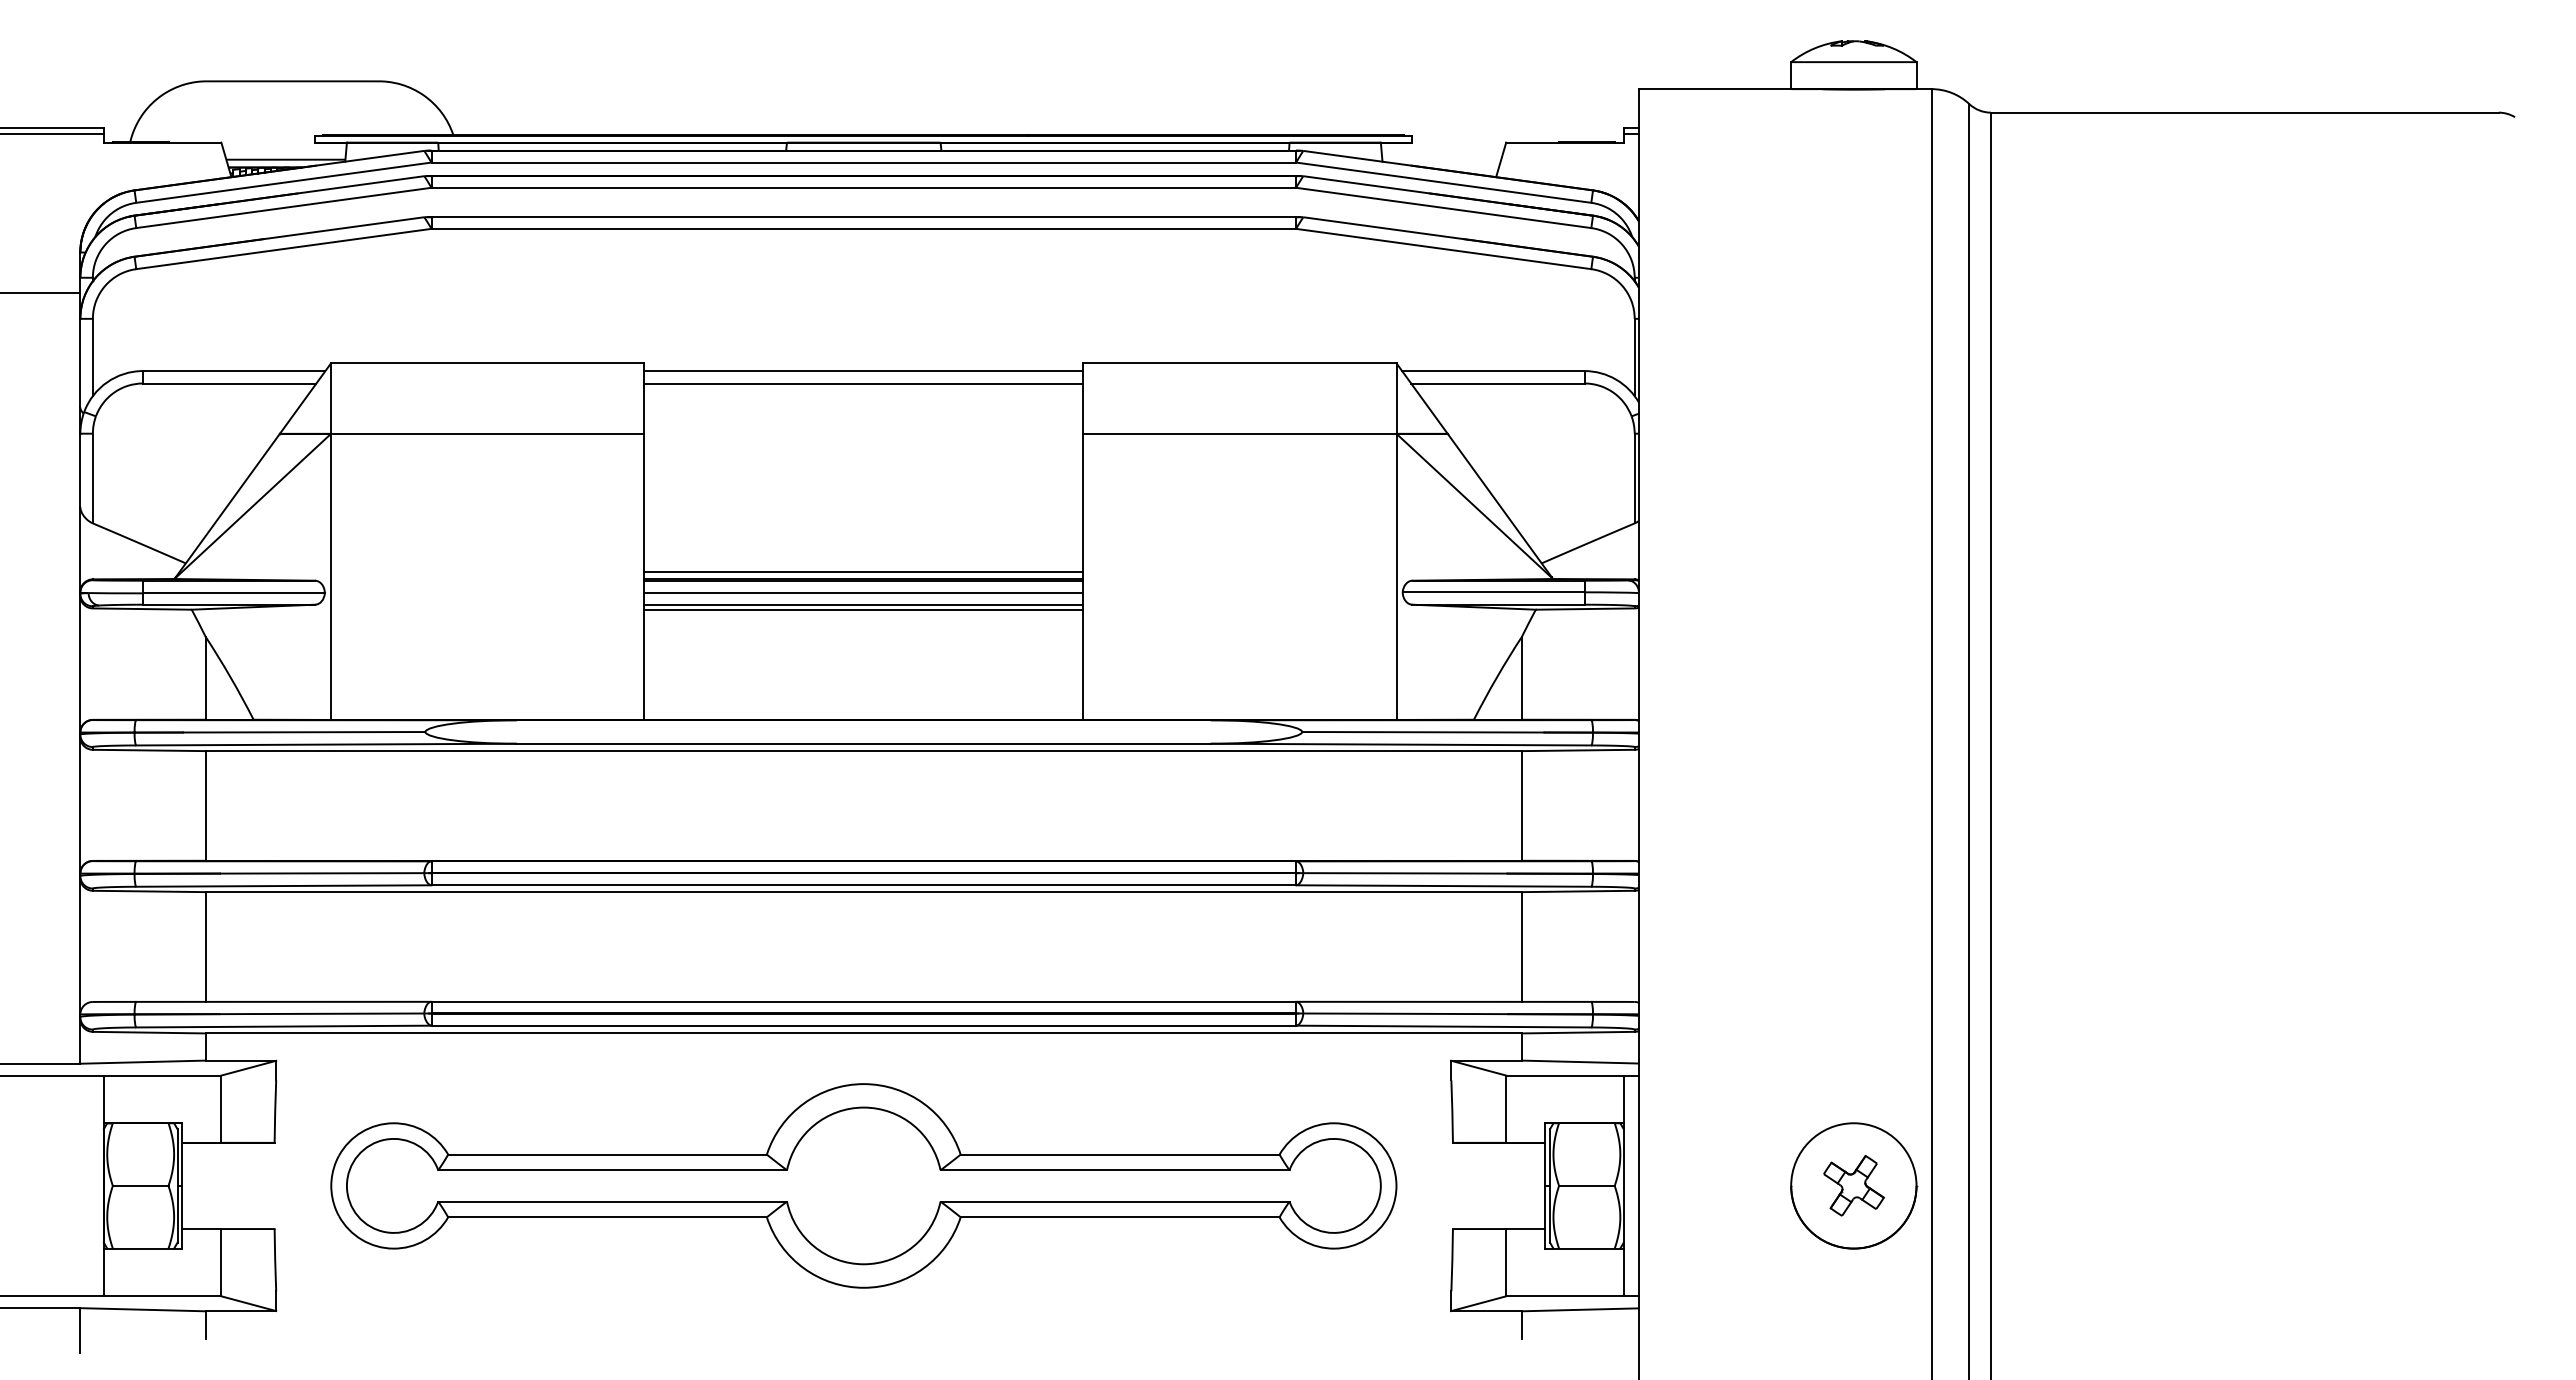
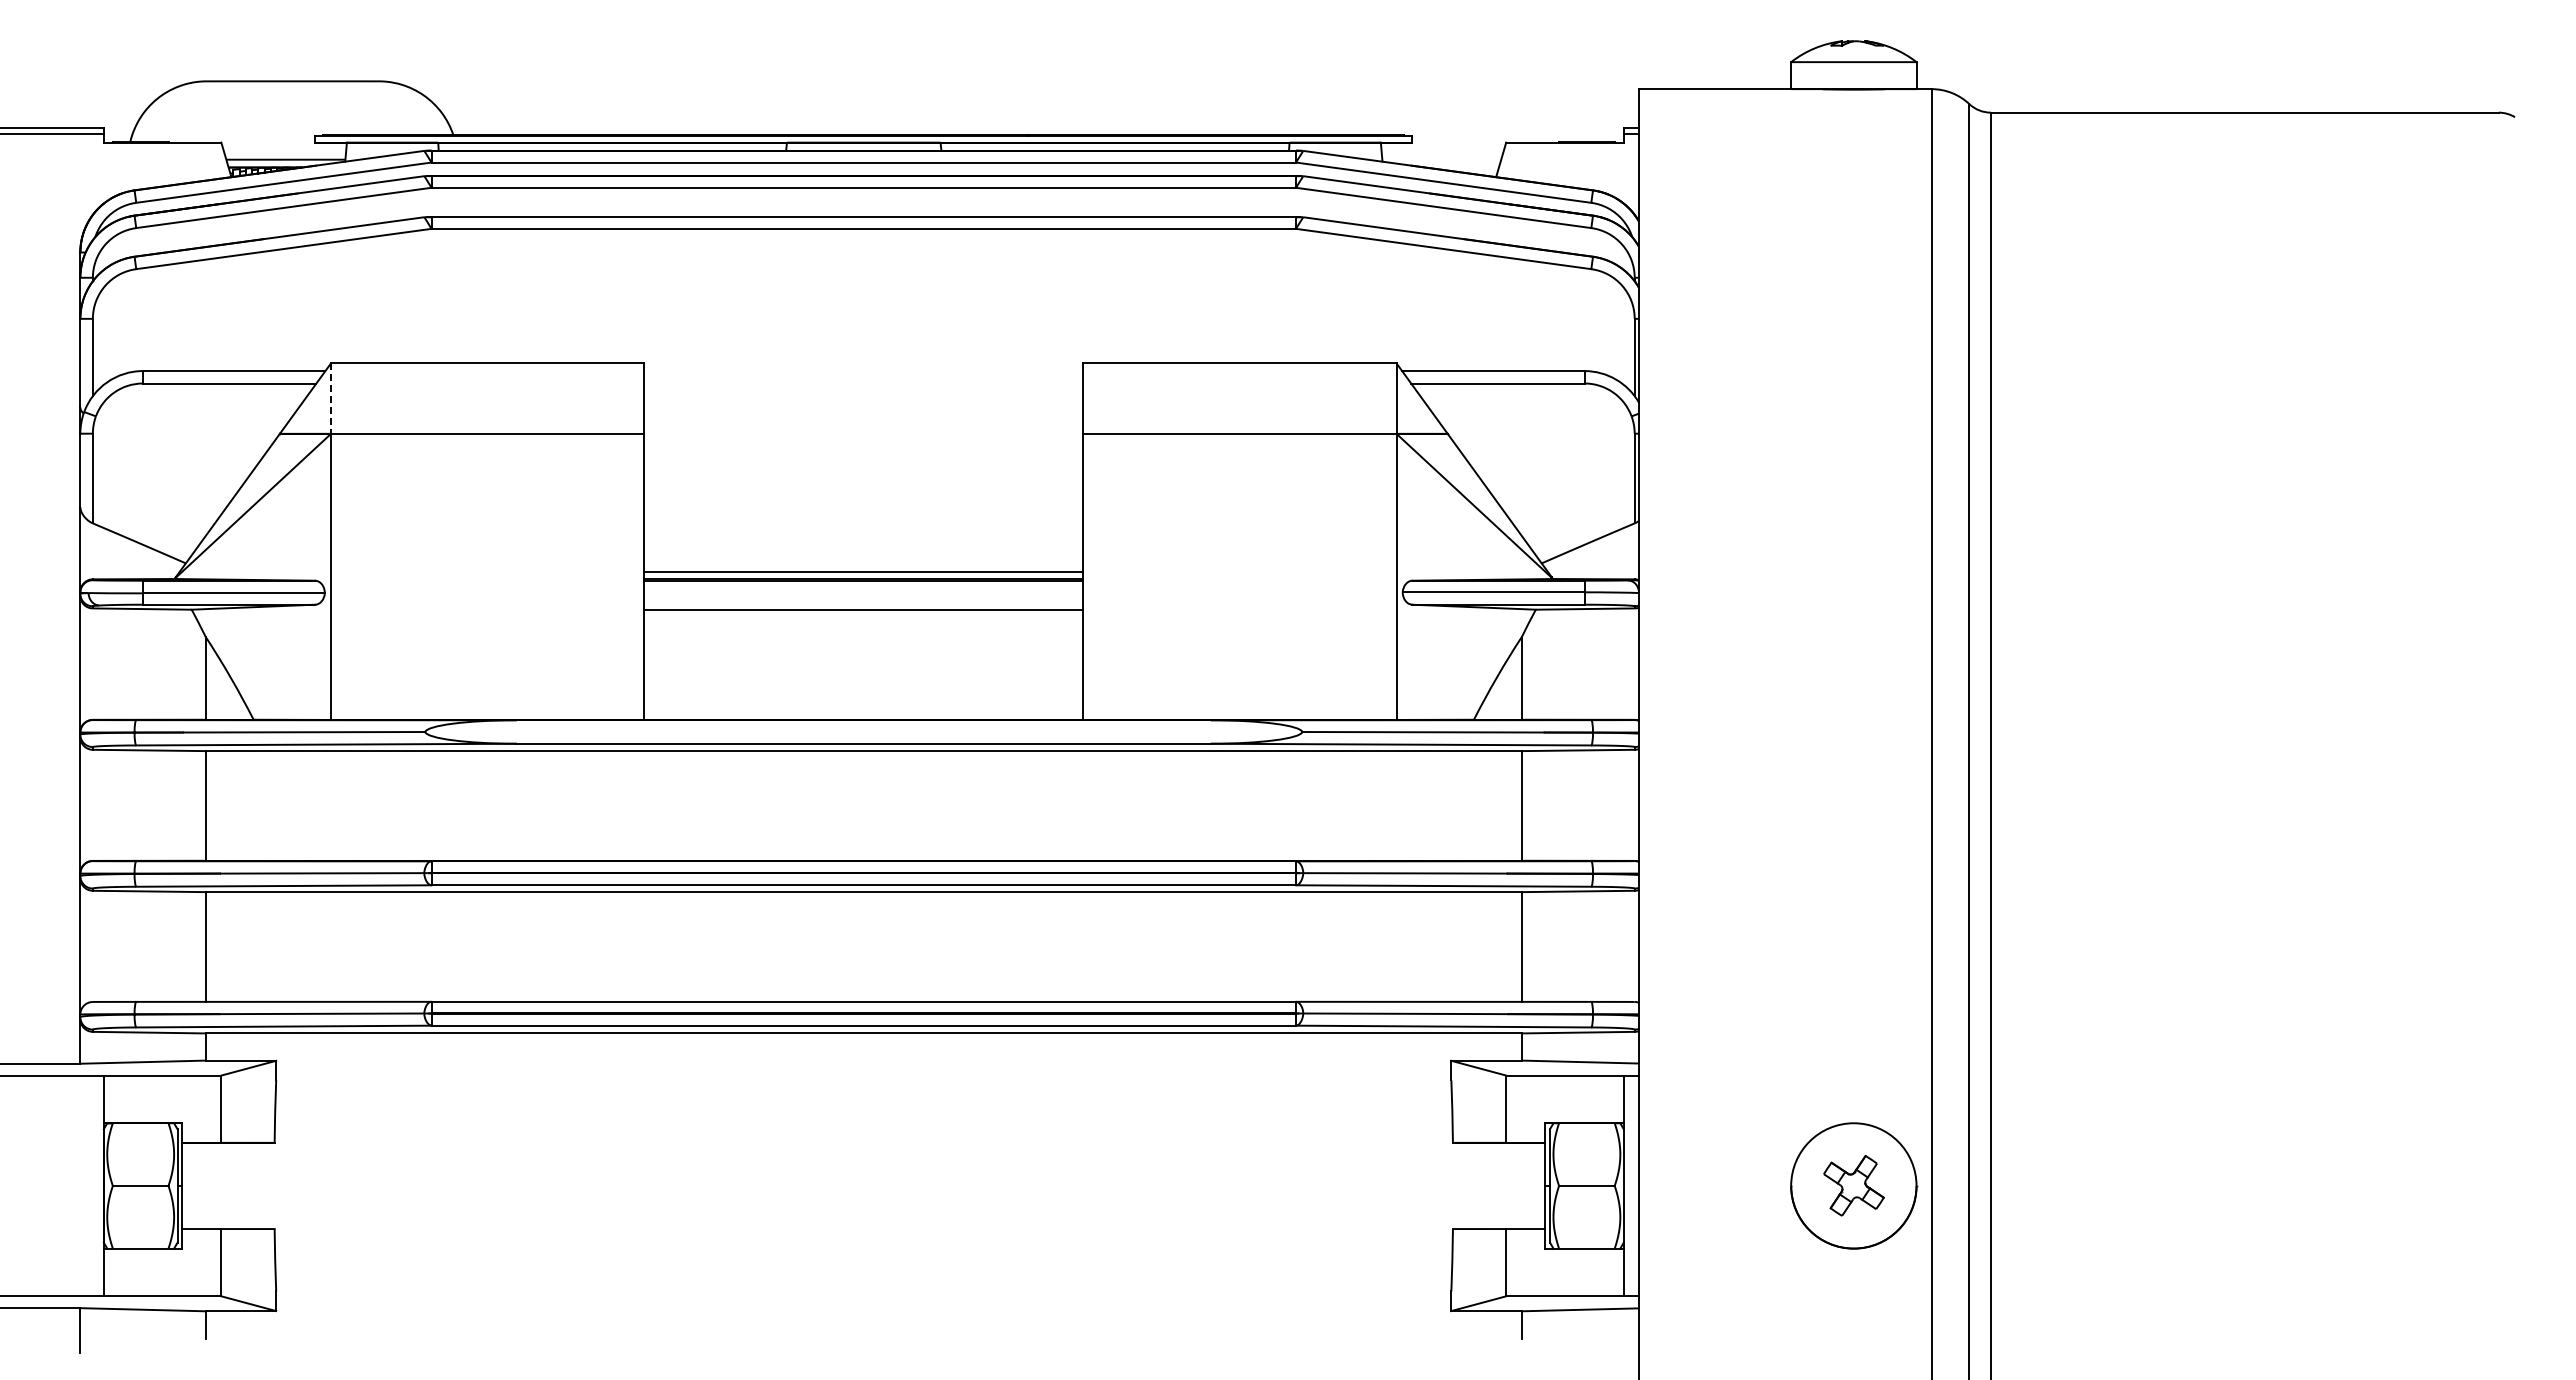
line: present -> none (41, 293)
line: present -> none (863, 371)
line: present -> none (863, 383)
line: solid -> dashed (331, 399)
line: present -> none (863, 593)
line: present -> none (863, 604)
part: present -> none (863, 1185)
